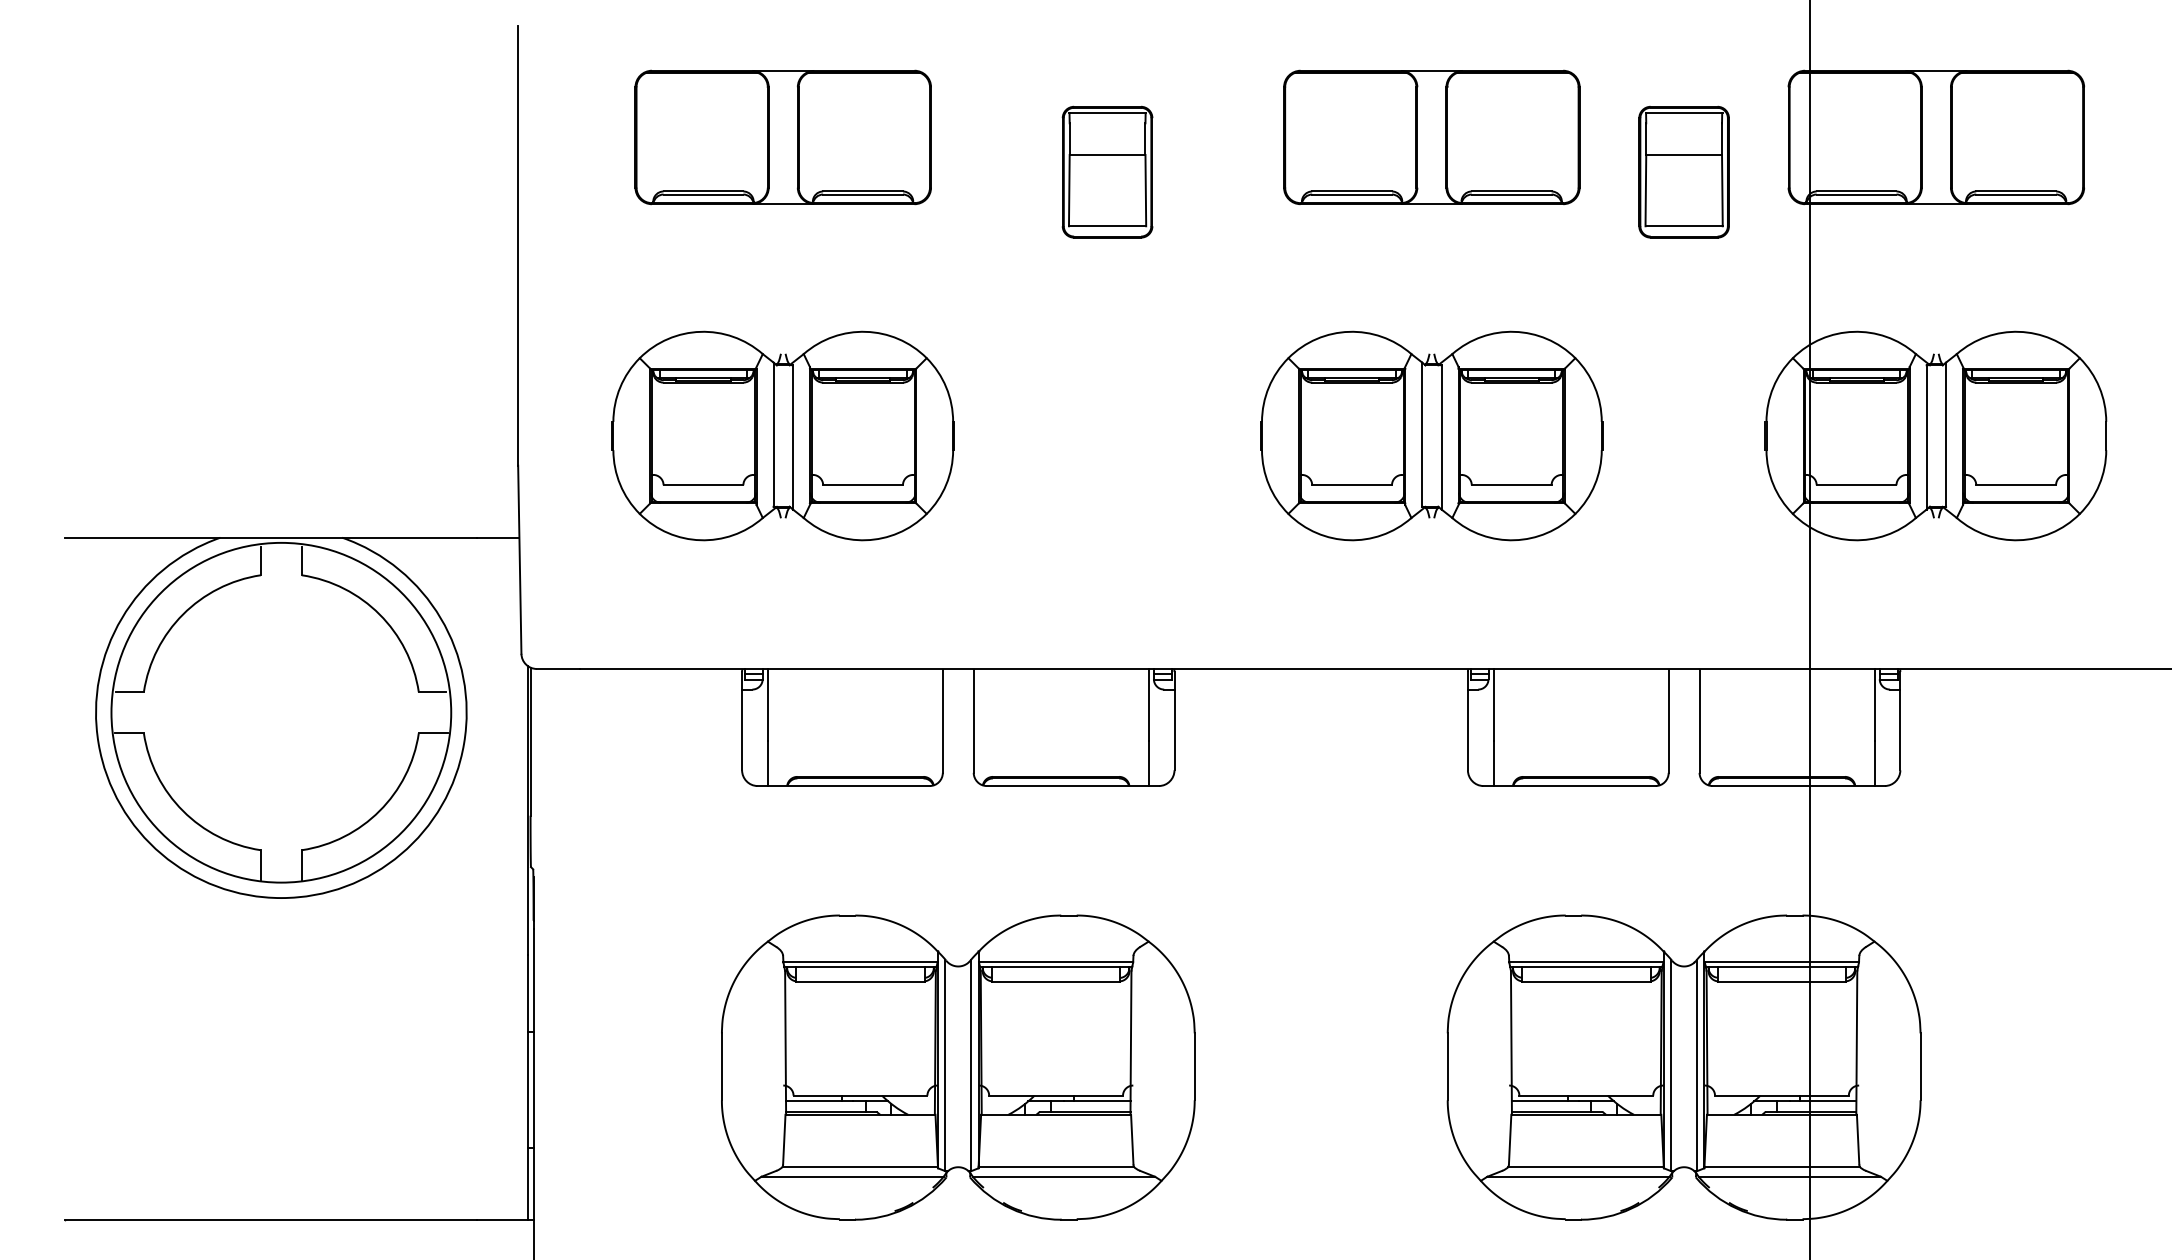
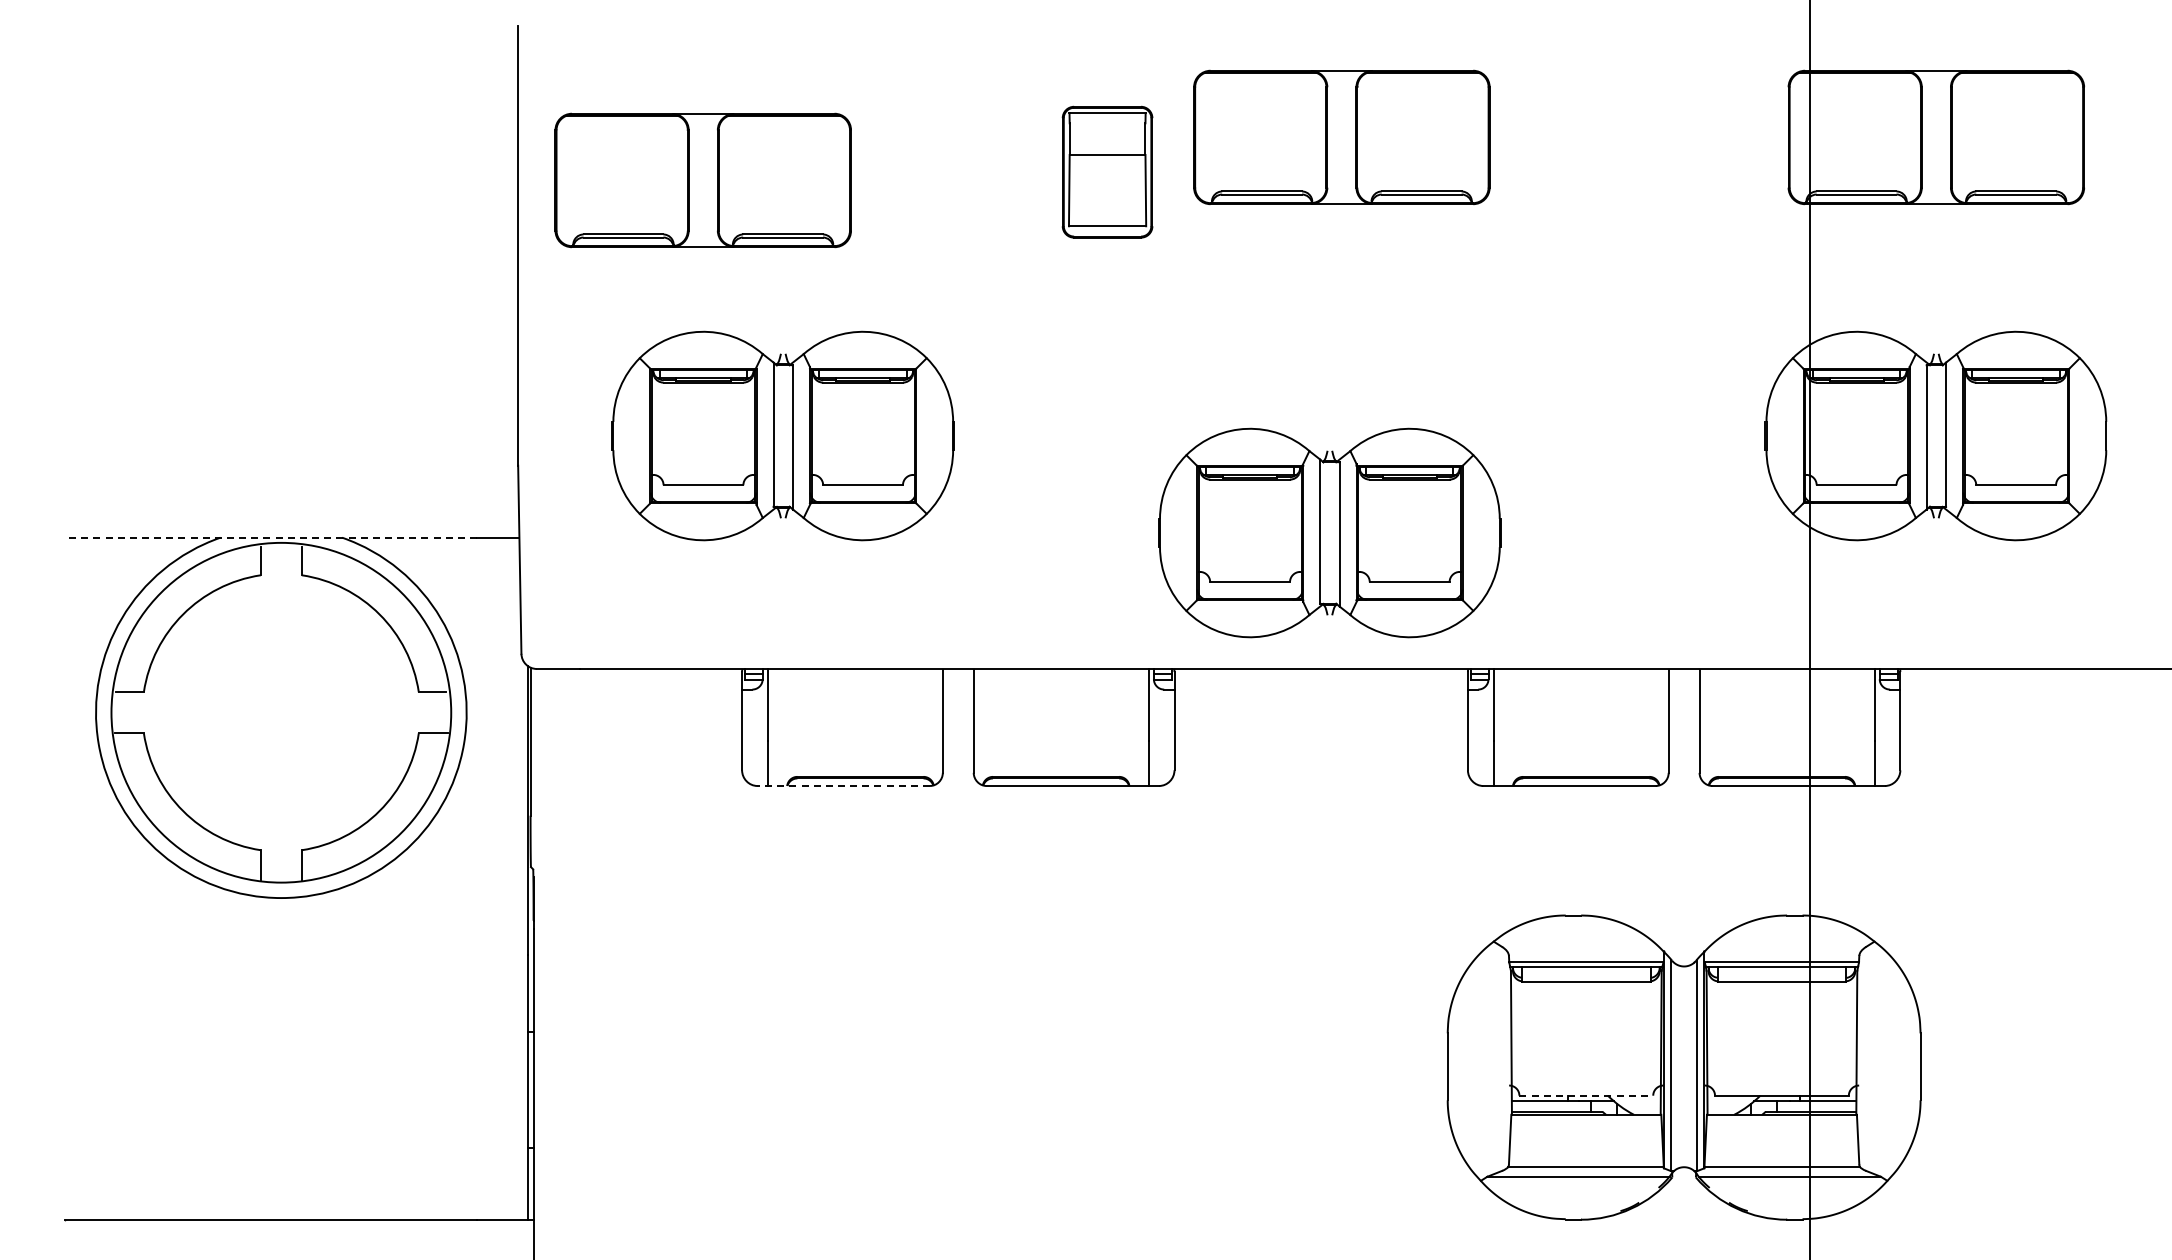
part position: (1431, 136) -> (1341, 136) (1341, 136)
part position: (782, 137) -> (702, 180) (702, 180)
part: present -> none (1683, 171)
part position: (1431, 435) -> (1329, 532) (1329, 532)
line: solid -> dashed (271, 537)
line: solid -> dashed (843, 785)
part: present -> none (958, 1067)
line: solid -> dashed (1586, 1095)
